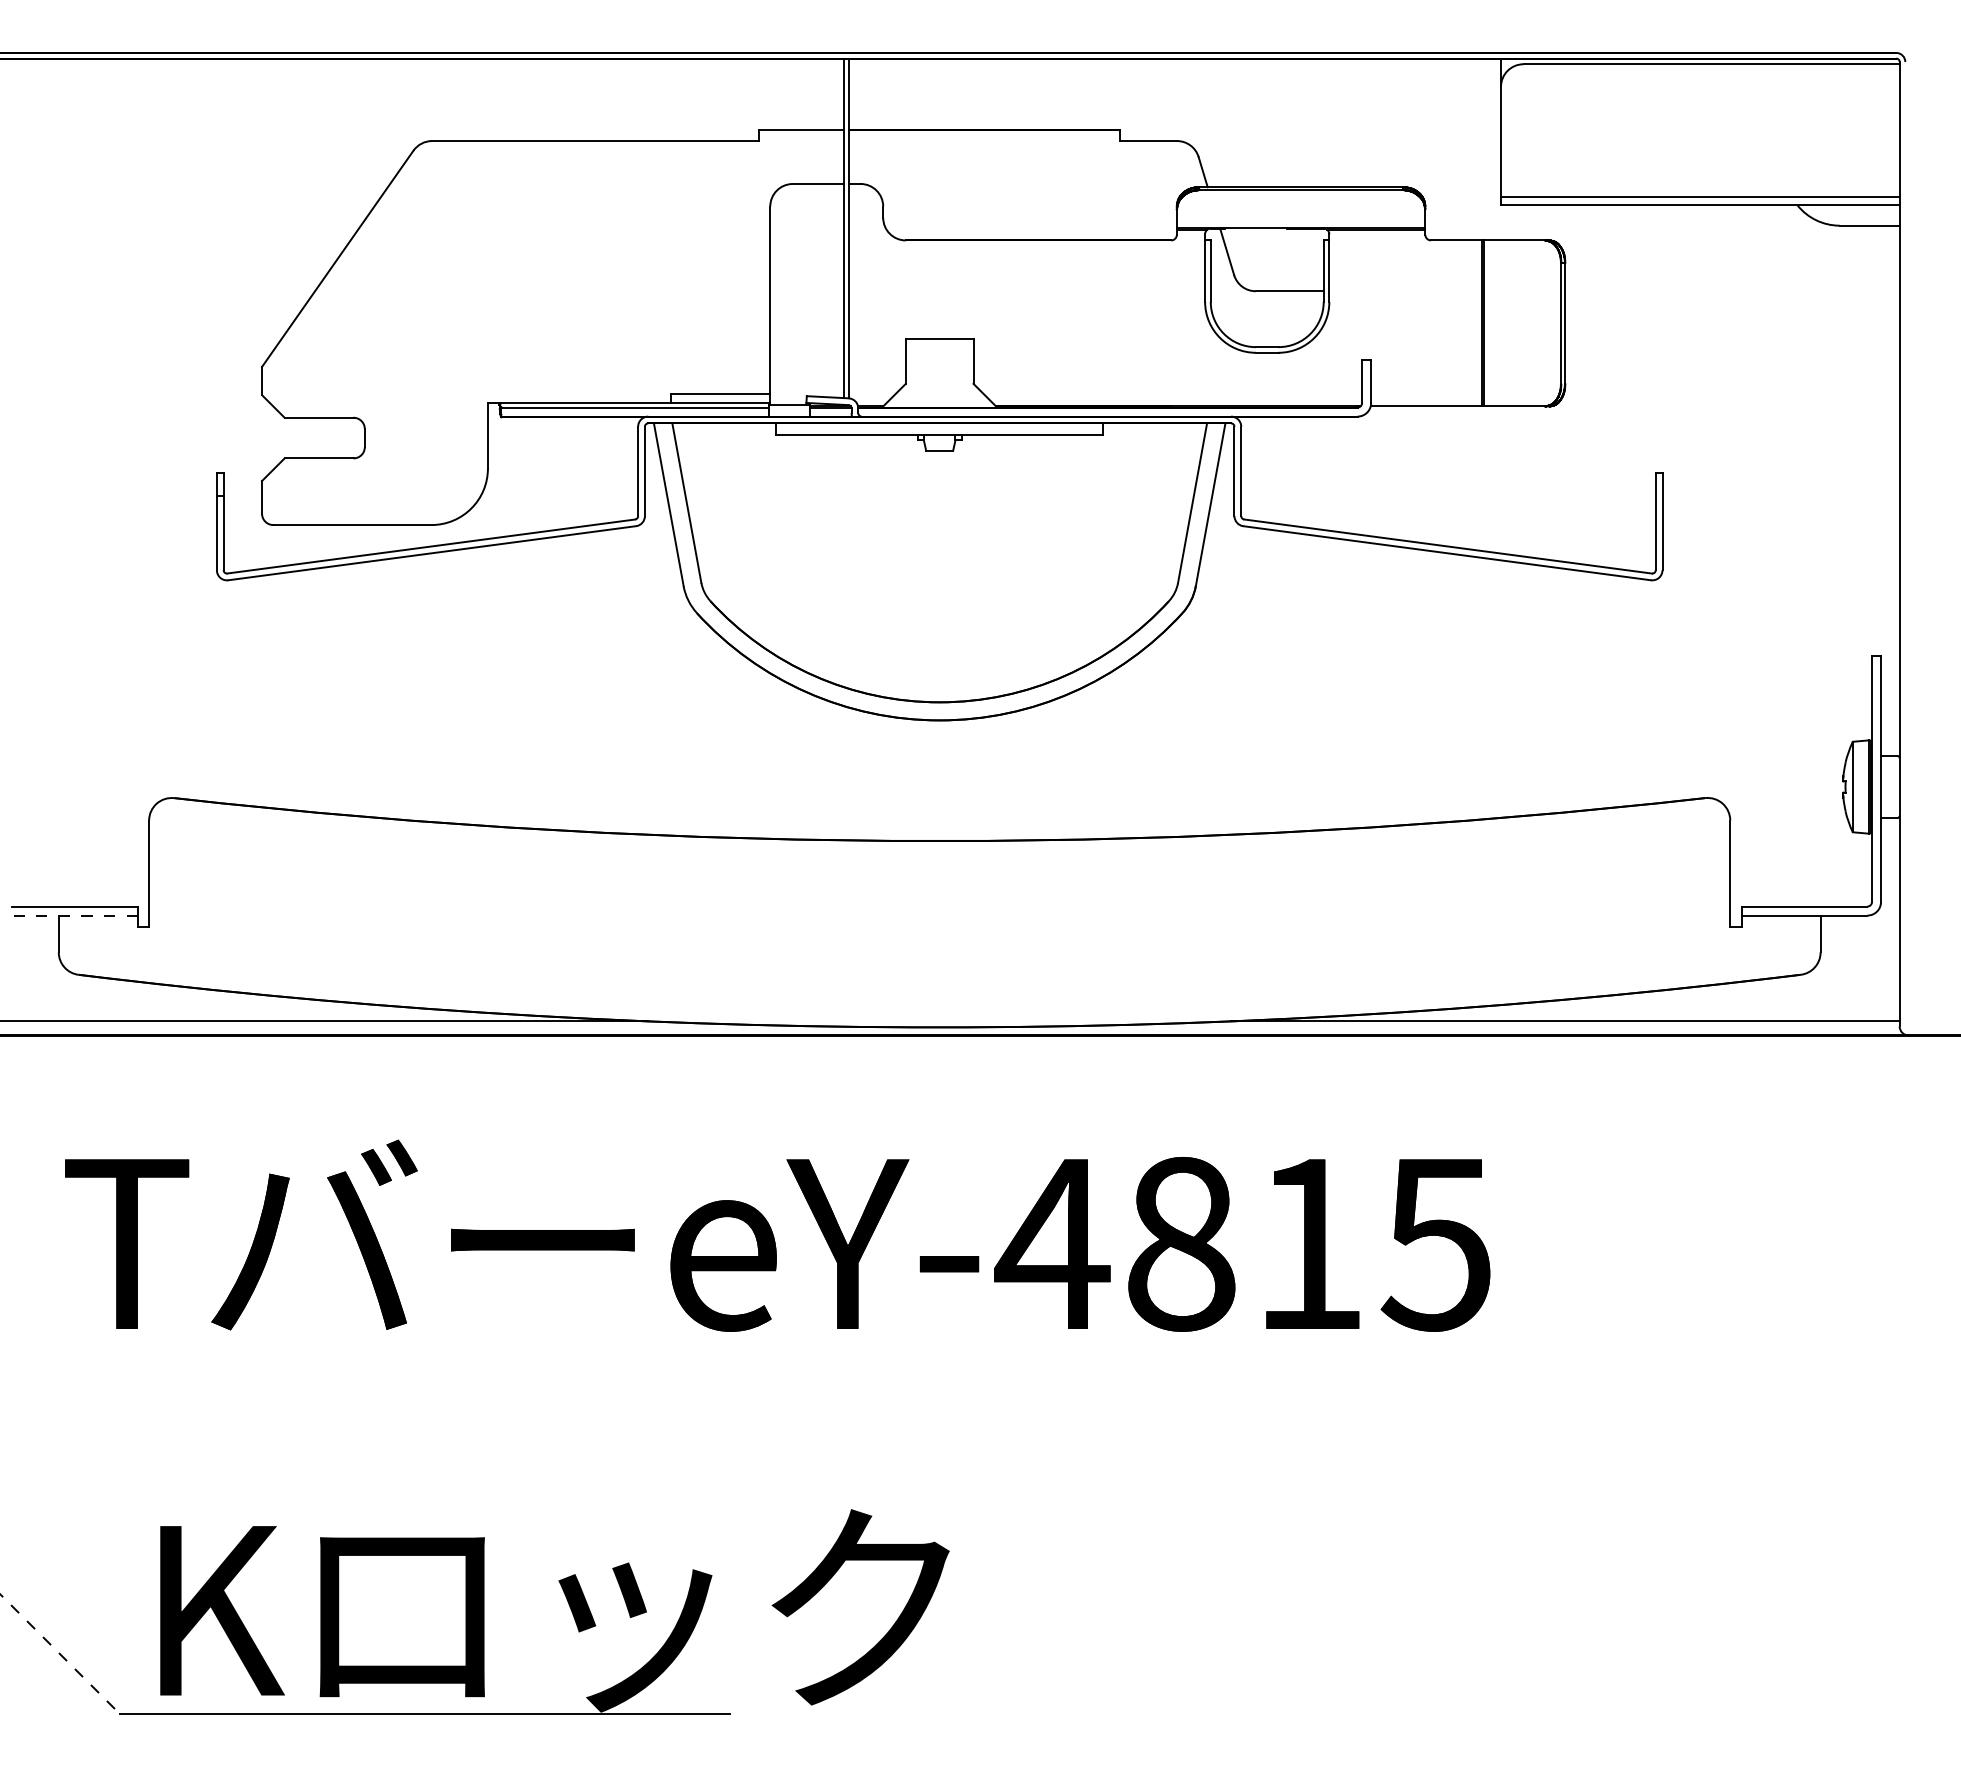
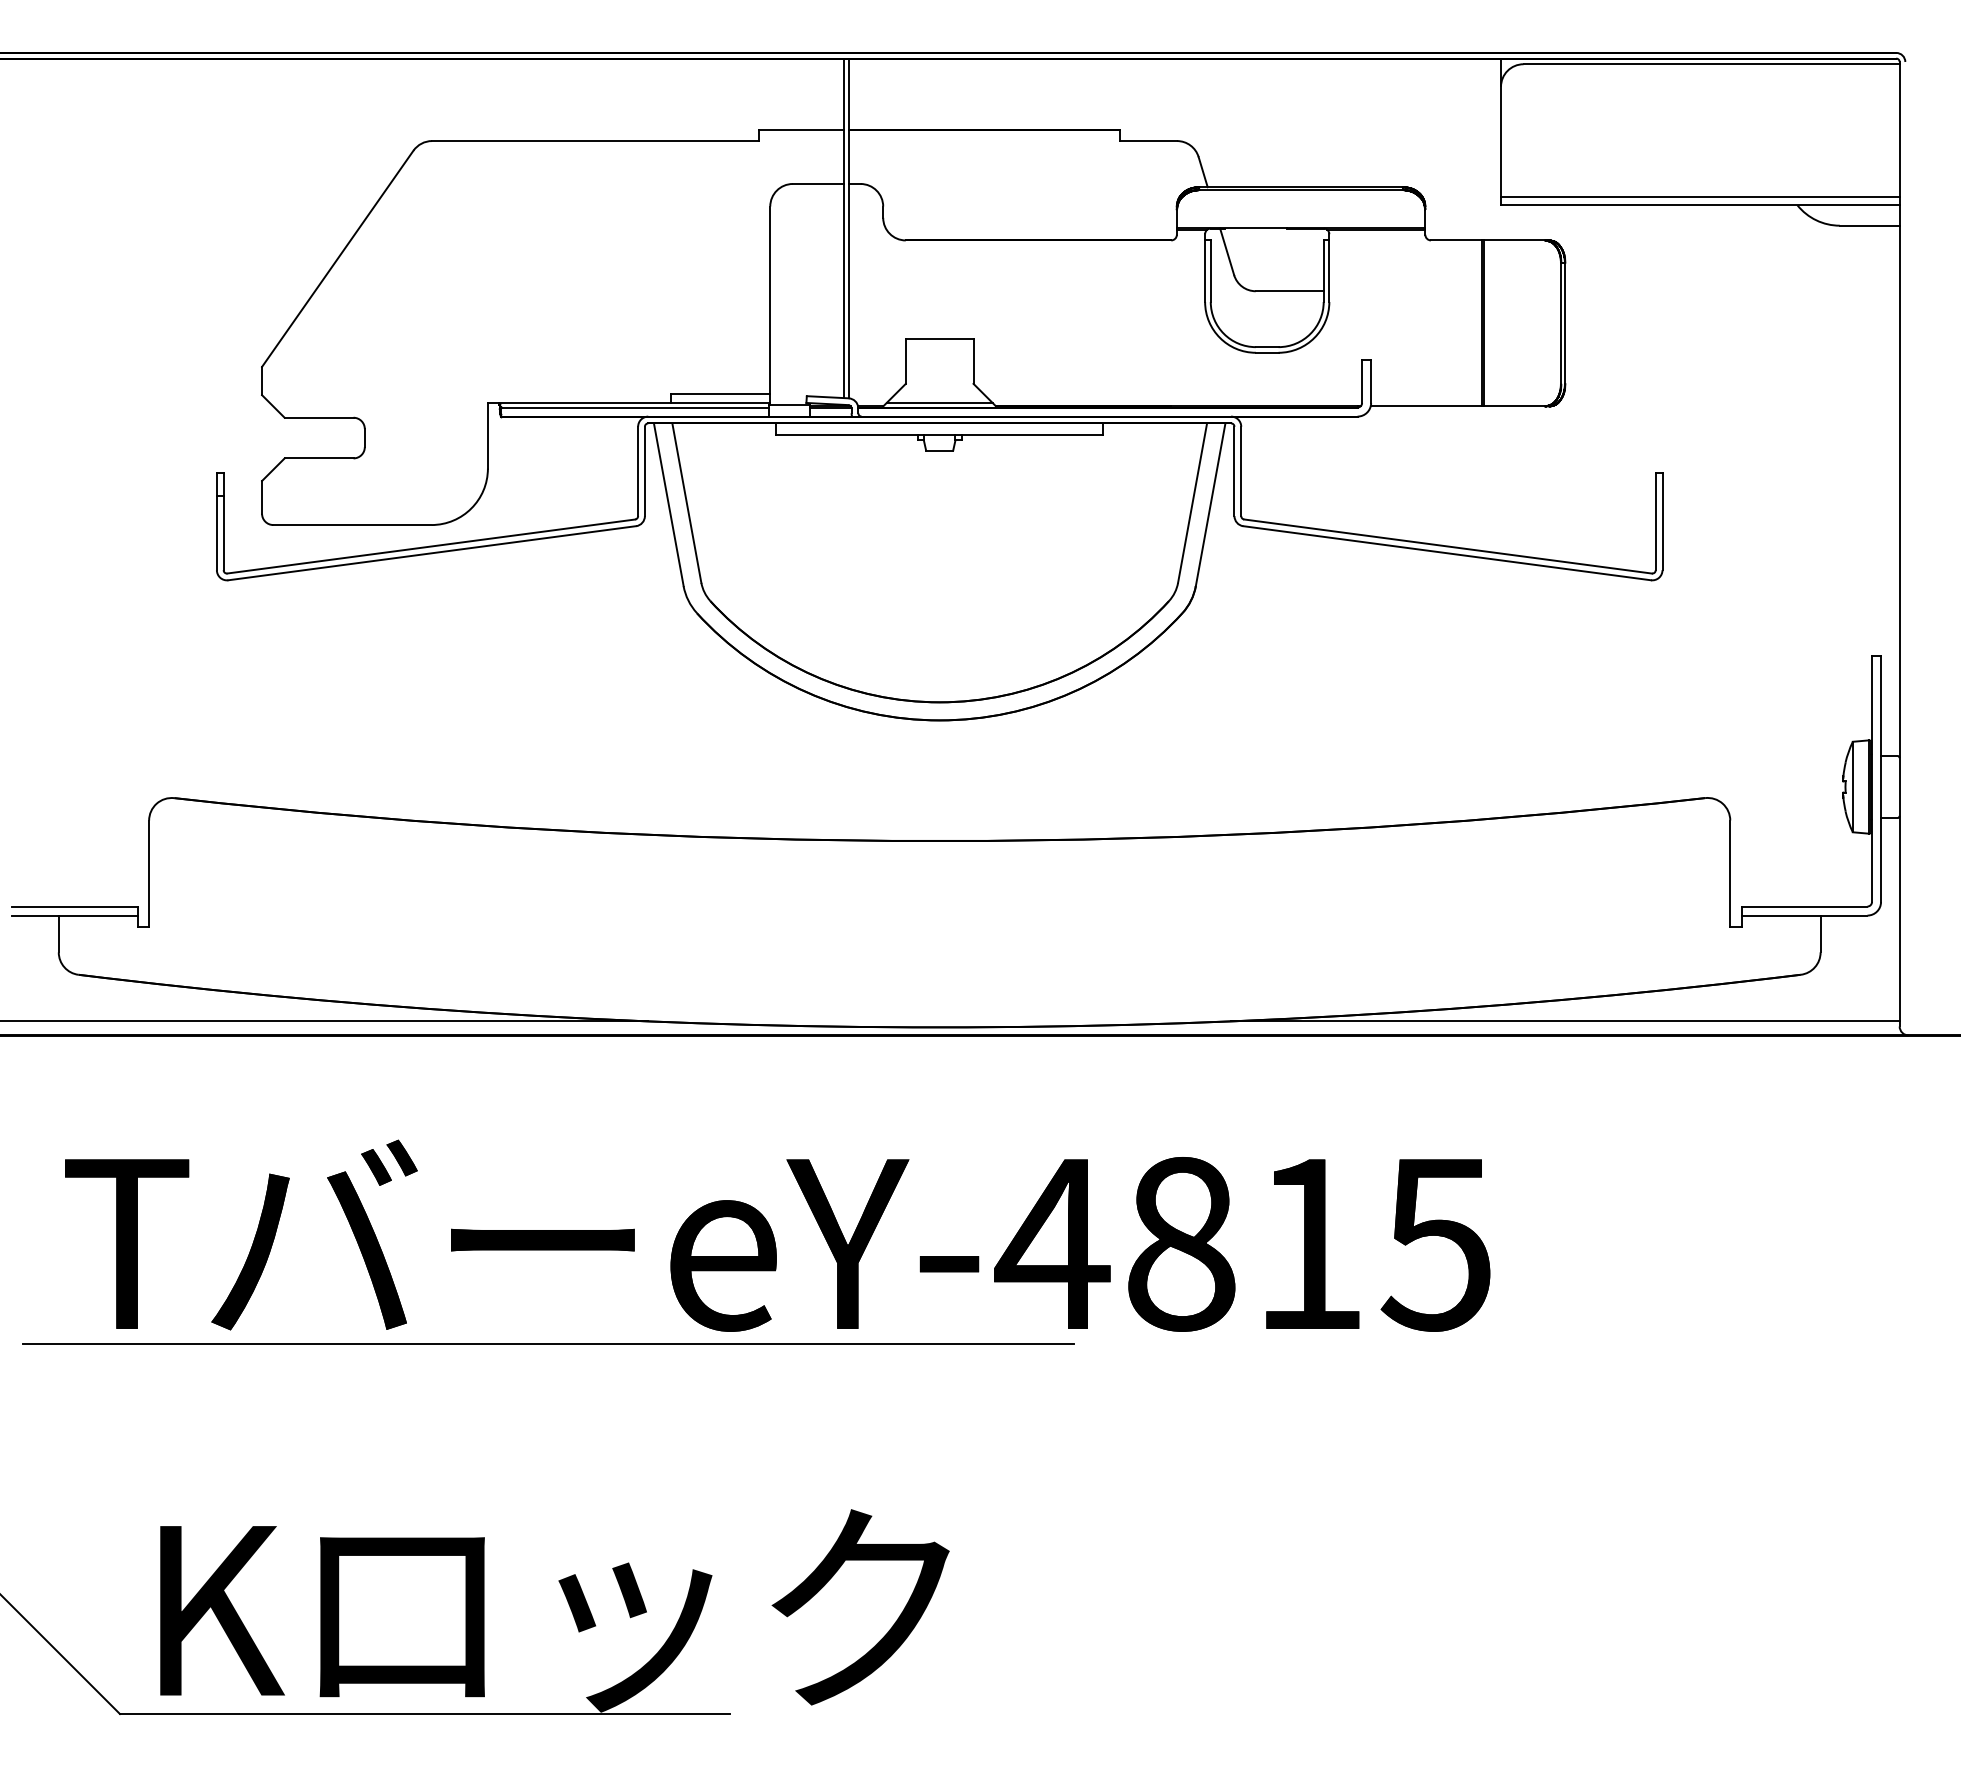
line: none -> present (939, 403)
line: dashed -> solid (74, 915)
line: none -> present (548, 1344)
line: dashed -> solid (60, 1654)
